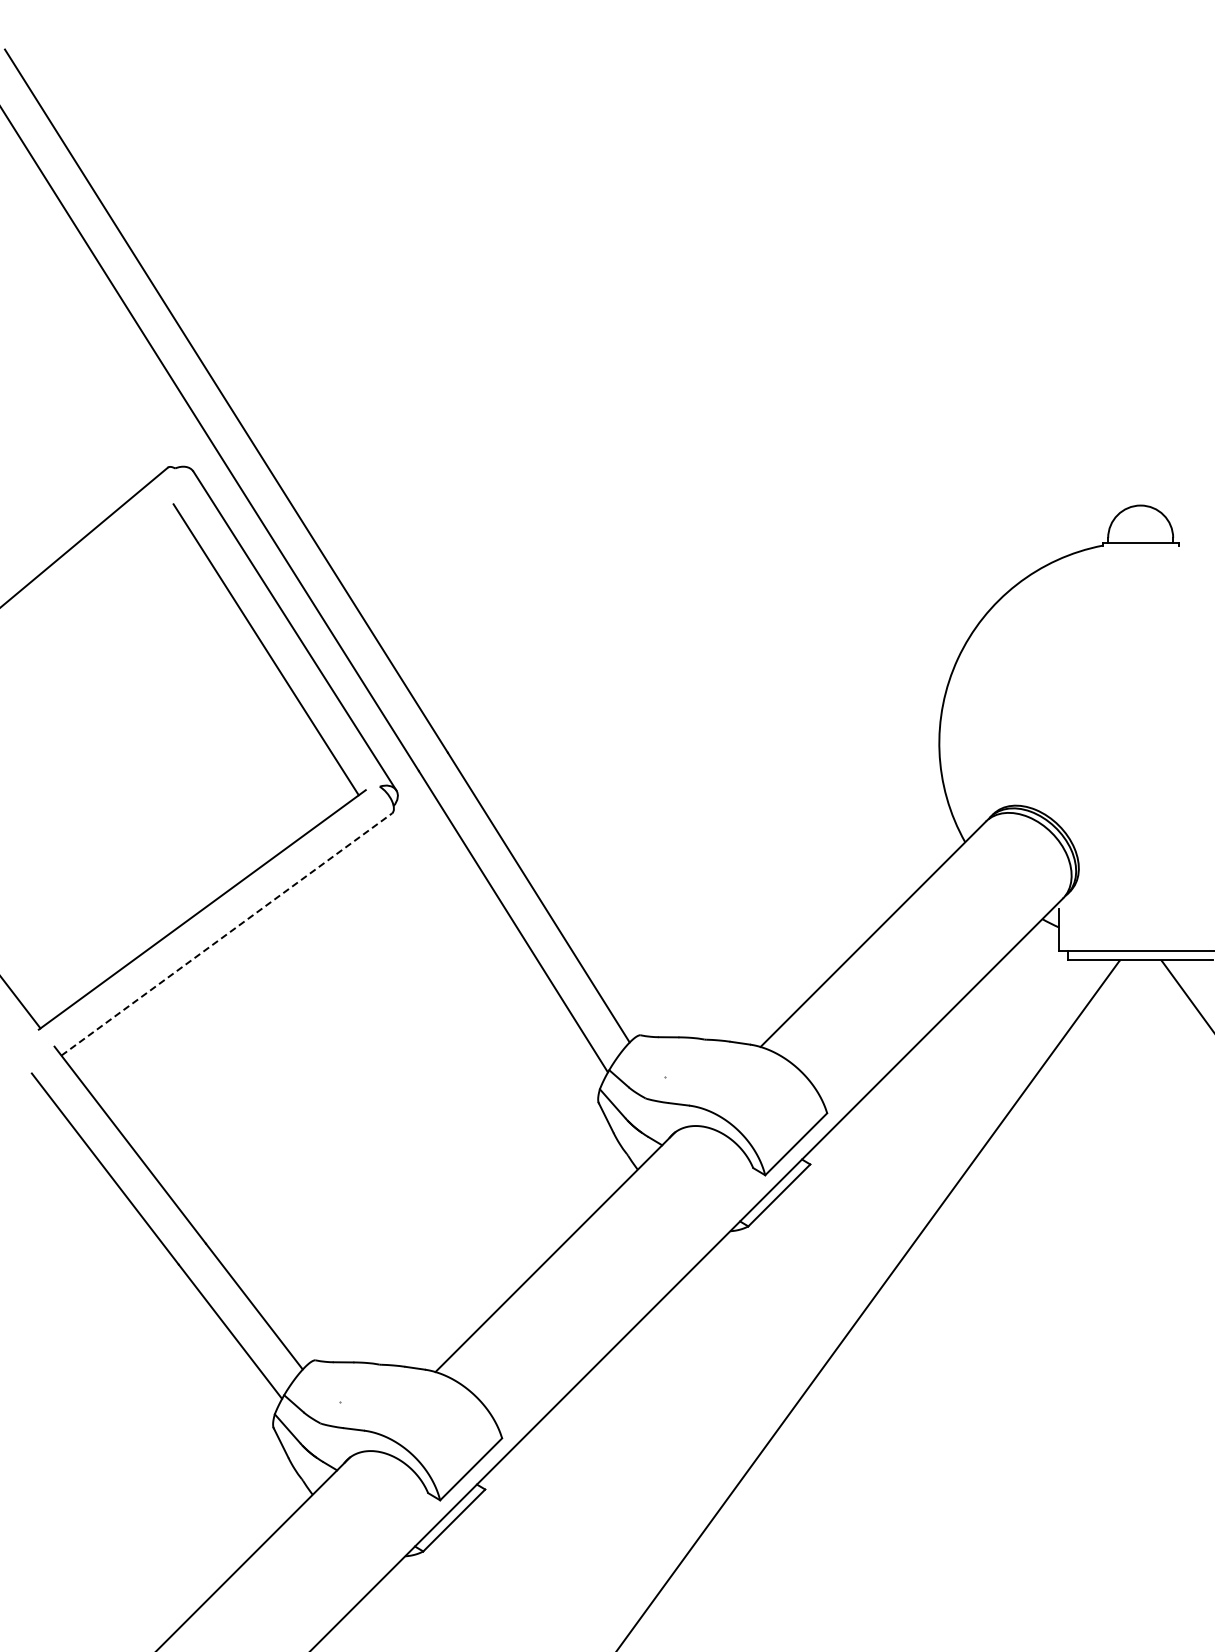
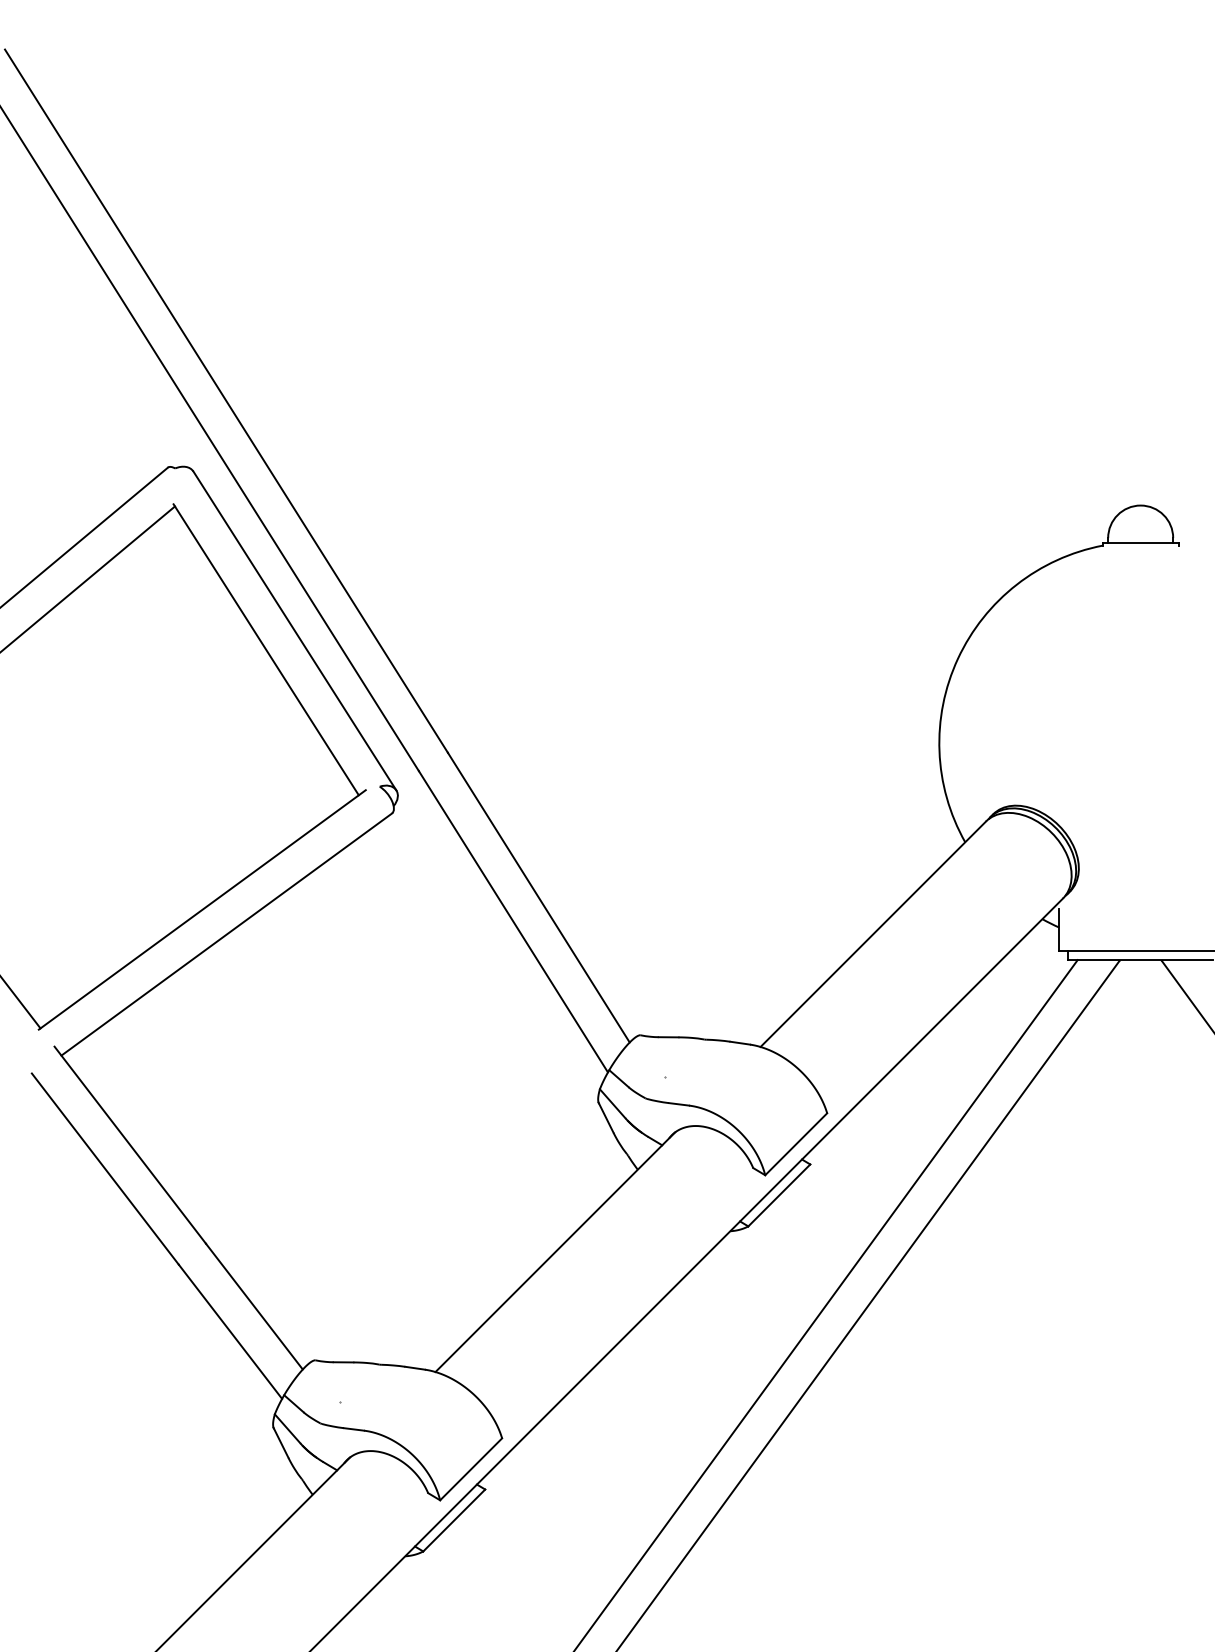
line: none -> present (88, 578)
line: dashed -> solid (226, 934)
line: none -> present (826, 1304)
